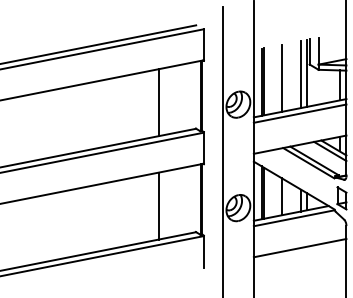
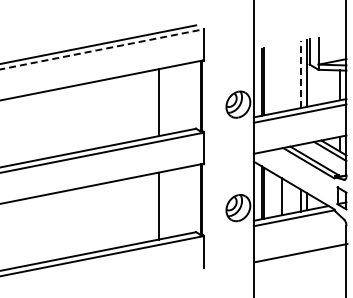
line: solid -> dashed (101, 49)
line: solid -> dashed (300, 74)
line: present -> none (282, 77)
line: present -> none (222, 150)
line position: (299, 247) -> (300, 252) (300, 252)
